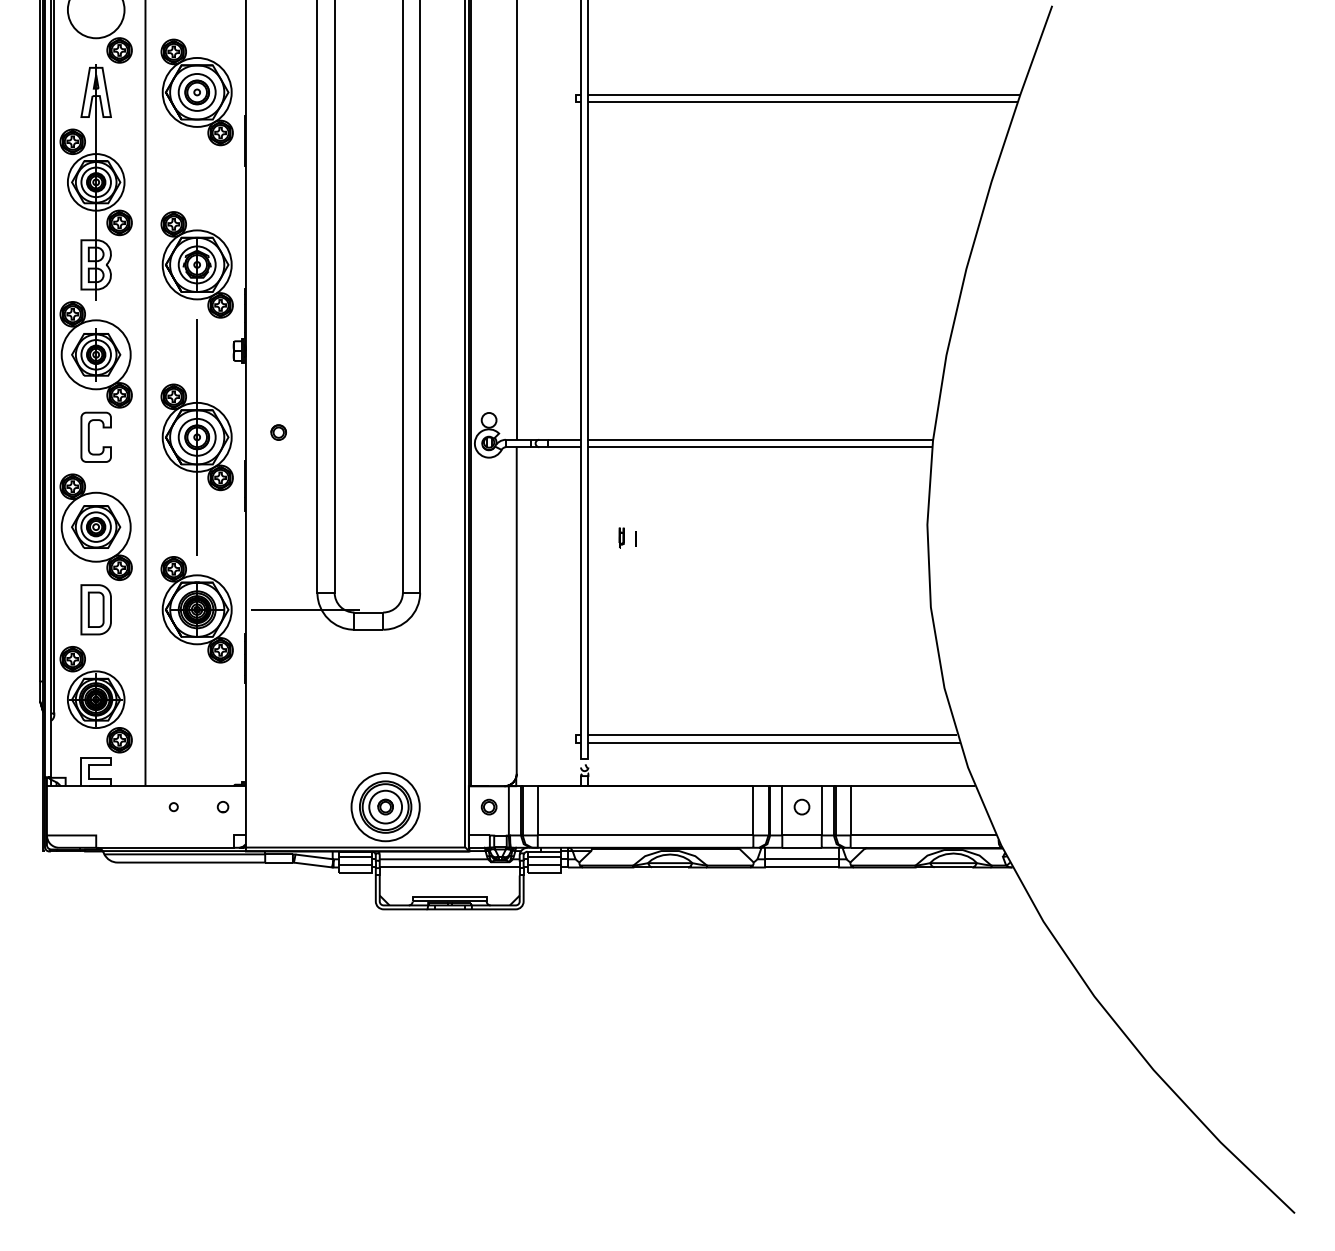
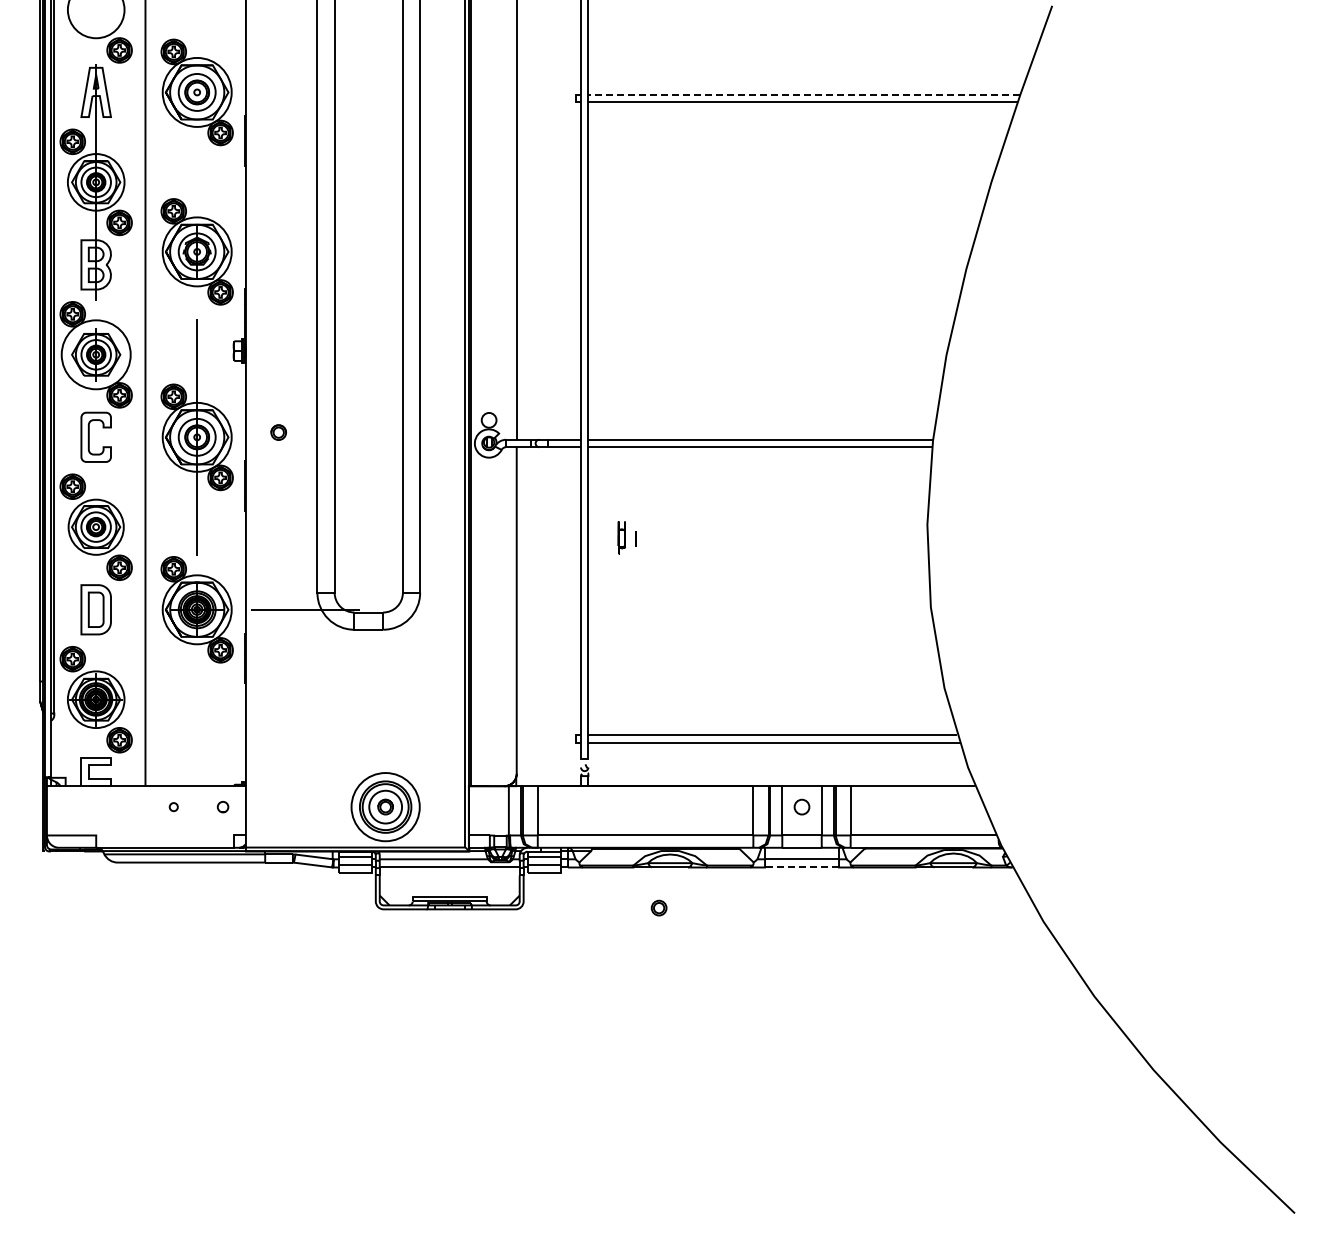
line: solid -> dashed (804, 94)
part position: (196, 264) -> (196, 251) (196, 251)
circle diameter: 69 px -> 55 px (95, 526)
part size: 7x22 px -> 9x34 px (621, 537)
part position: (488, 806) -> (658, 907) (658, 907)
line: solid -> dashed (802, 867)
